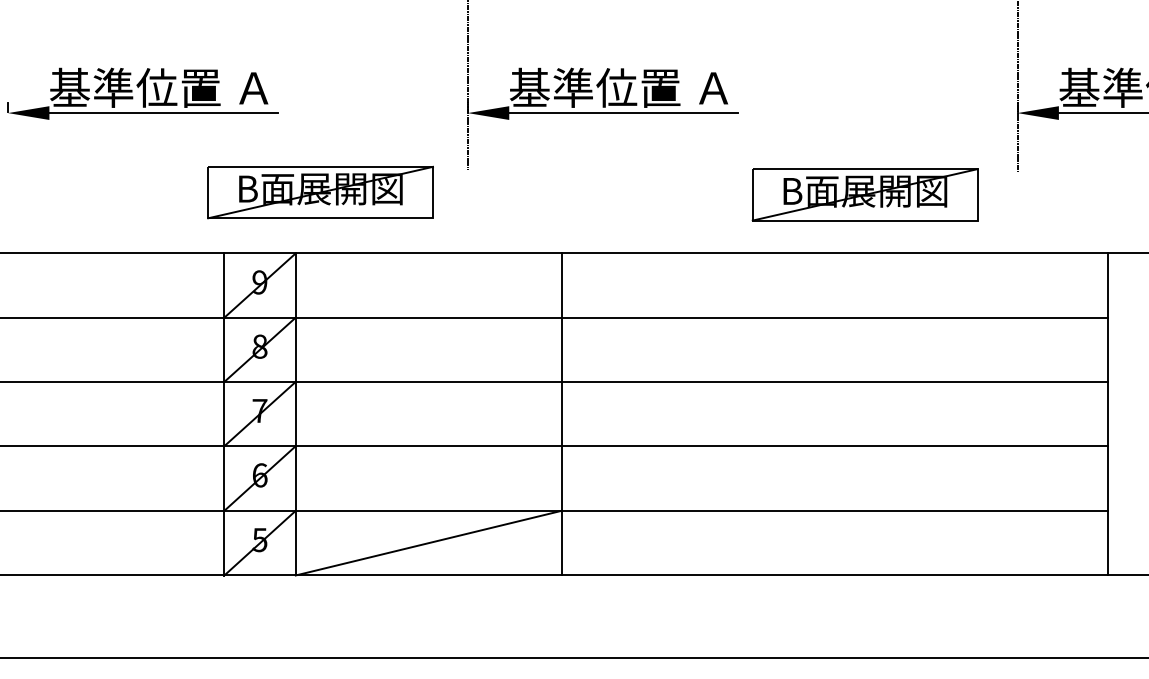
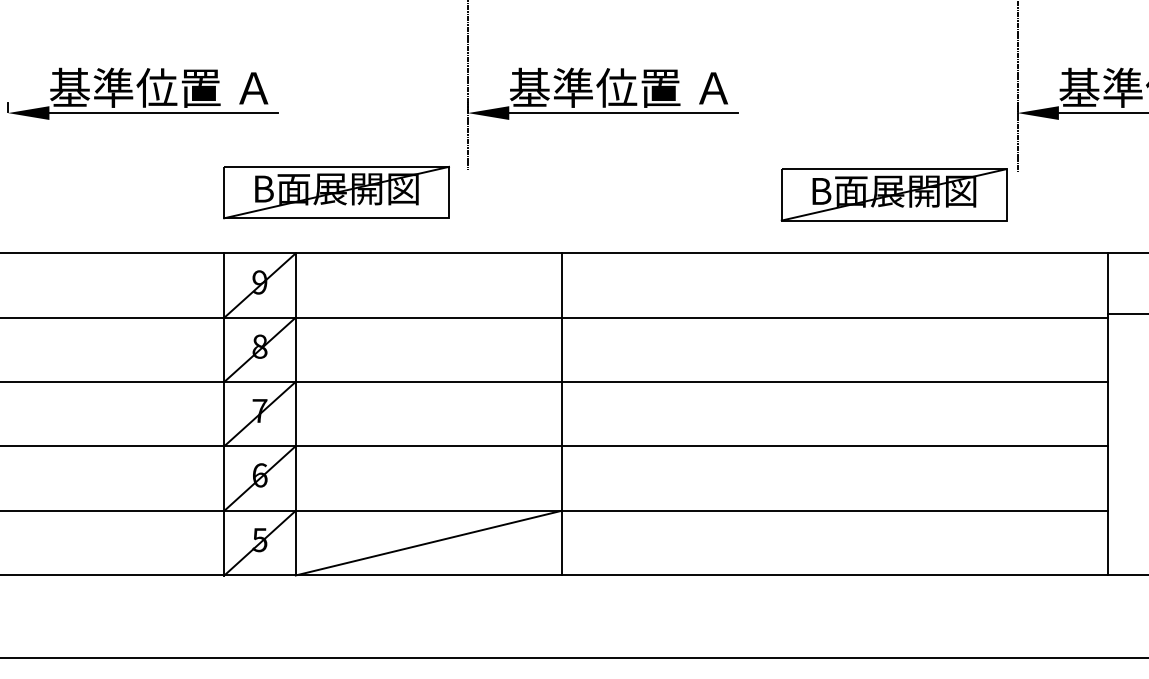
part position: (320, 192) -> (336, 192) (336, 192)
part position: (864, 194) -> (893, 194) (893, 194)
line: none -> present (1126, 314)
